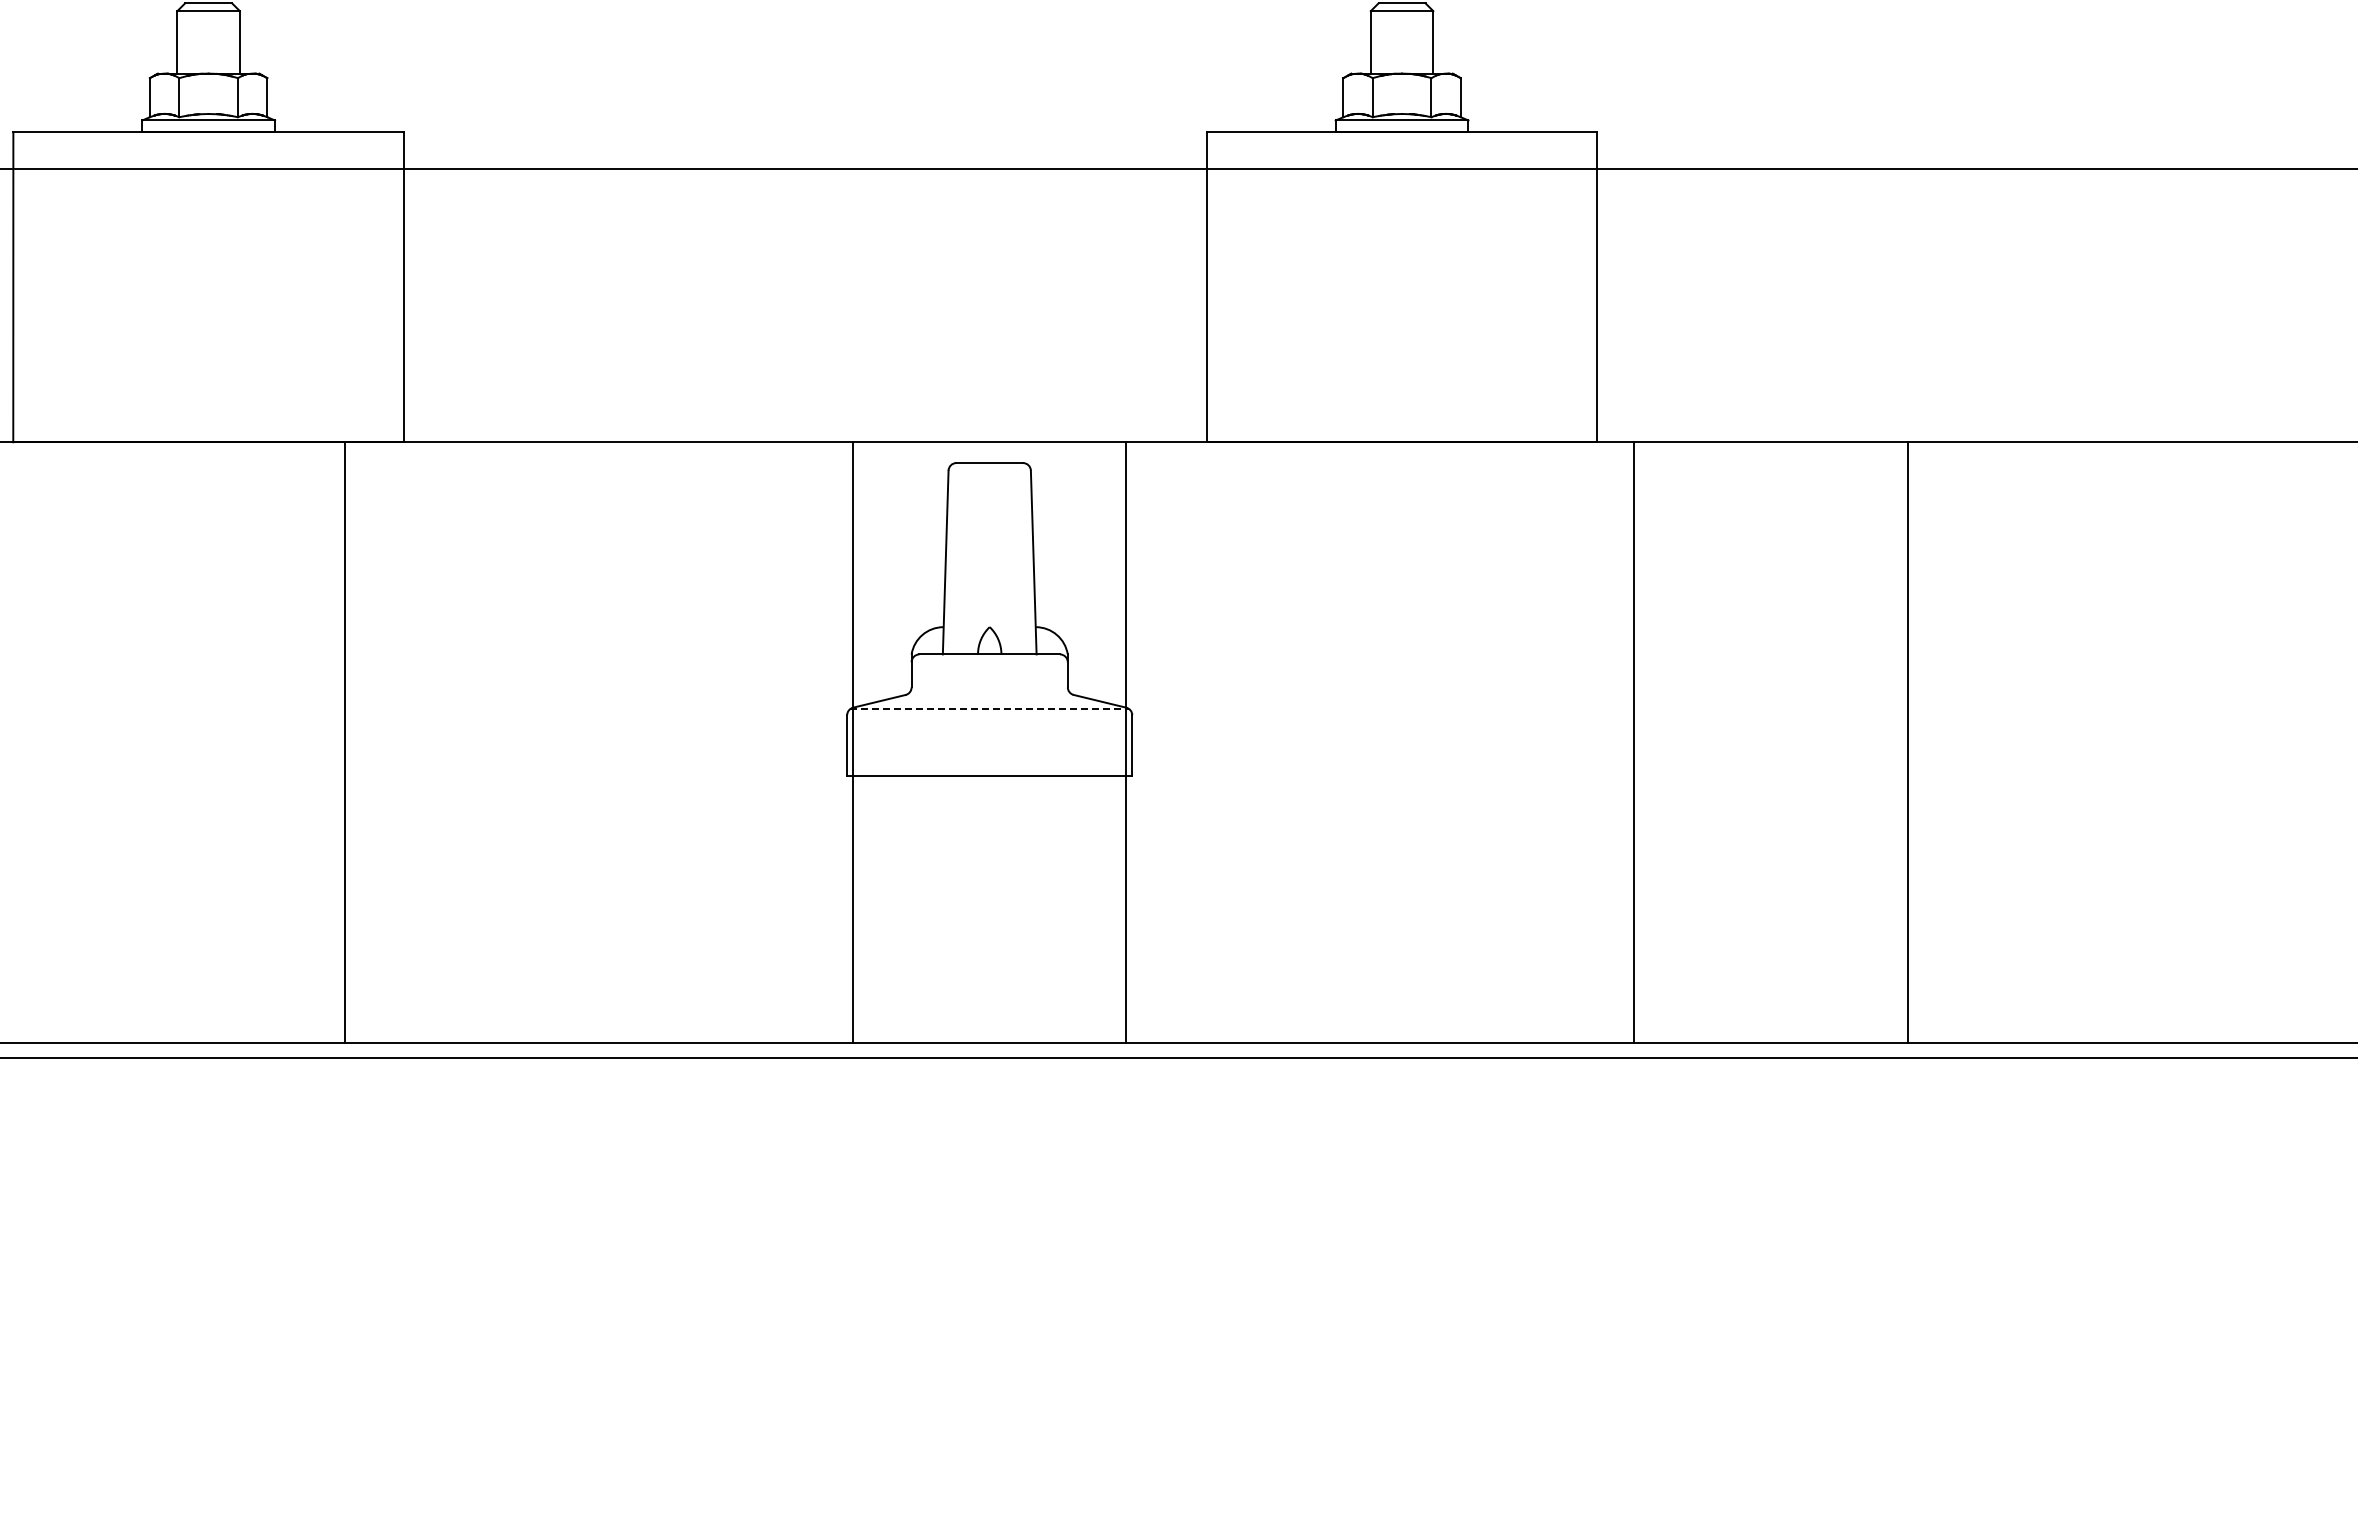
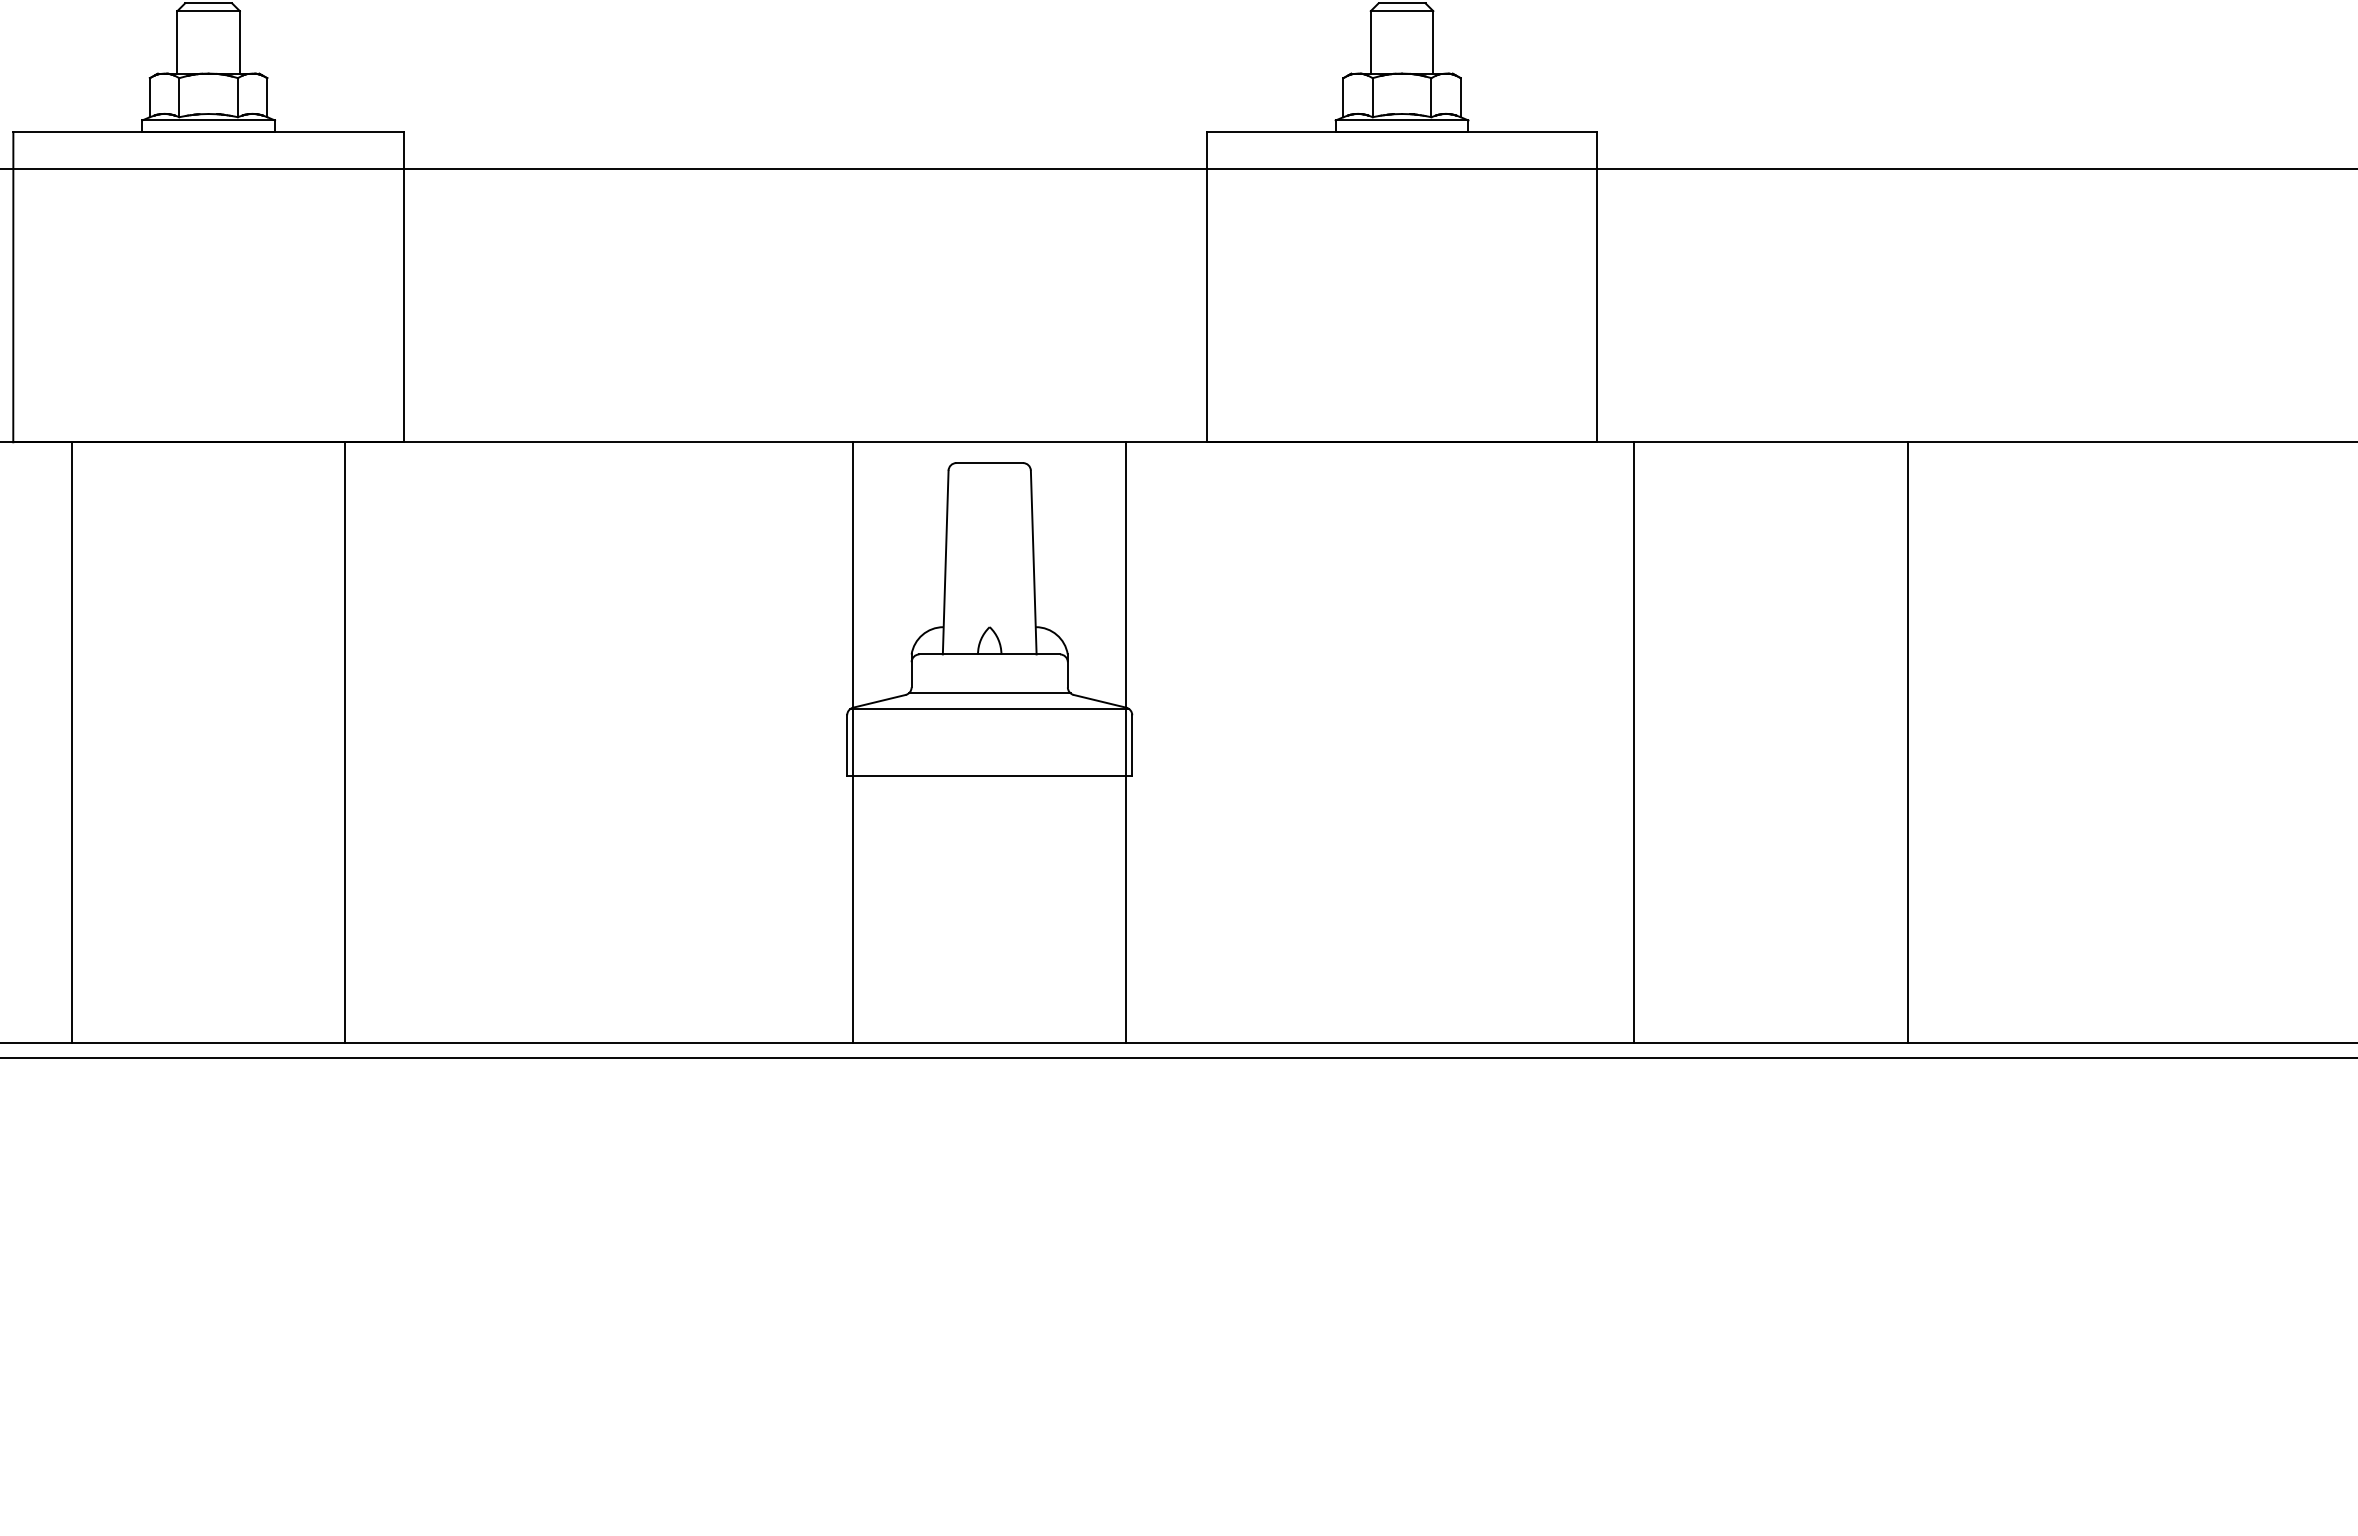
line: none -> present (989, 693)
line: dashed -> solid (989, 709)
line: none -> present (71, 742)
